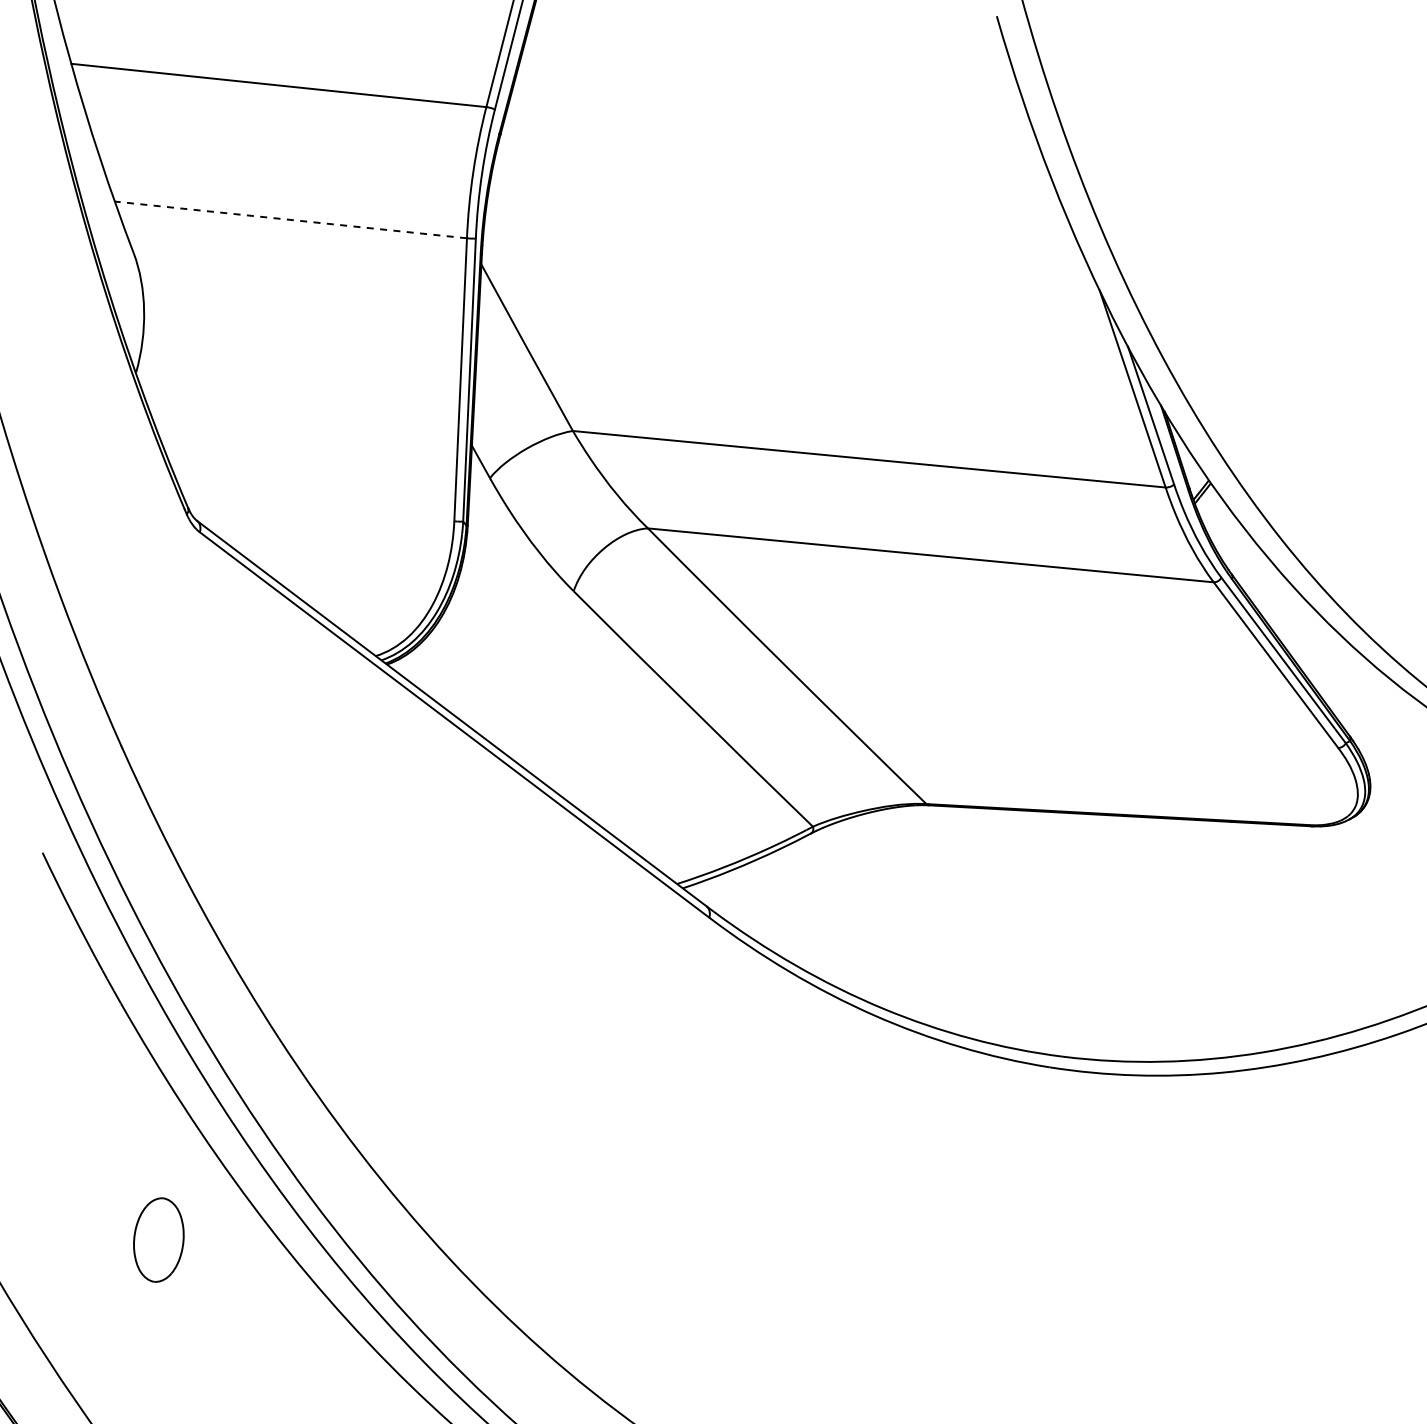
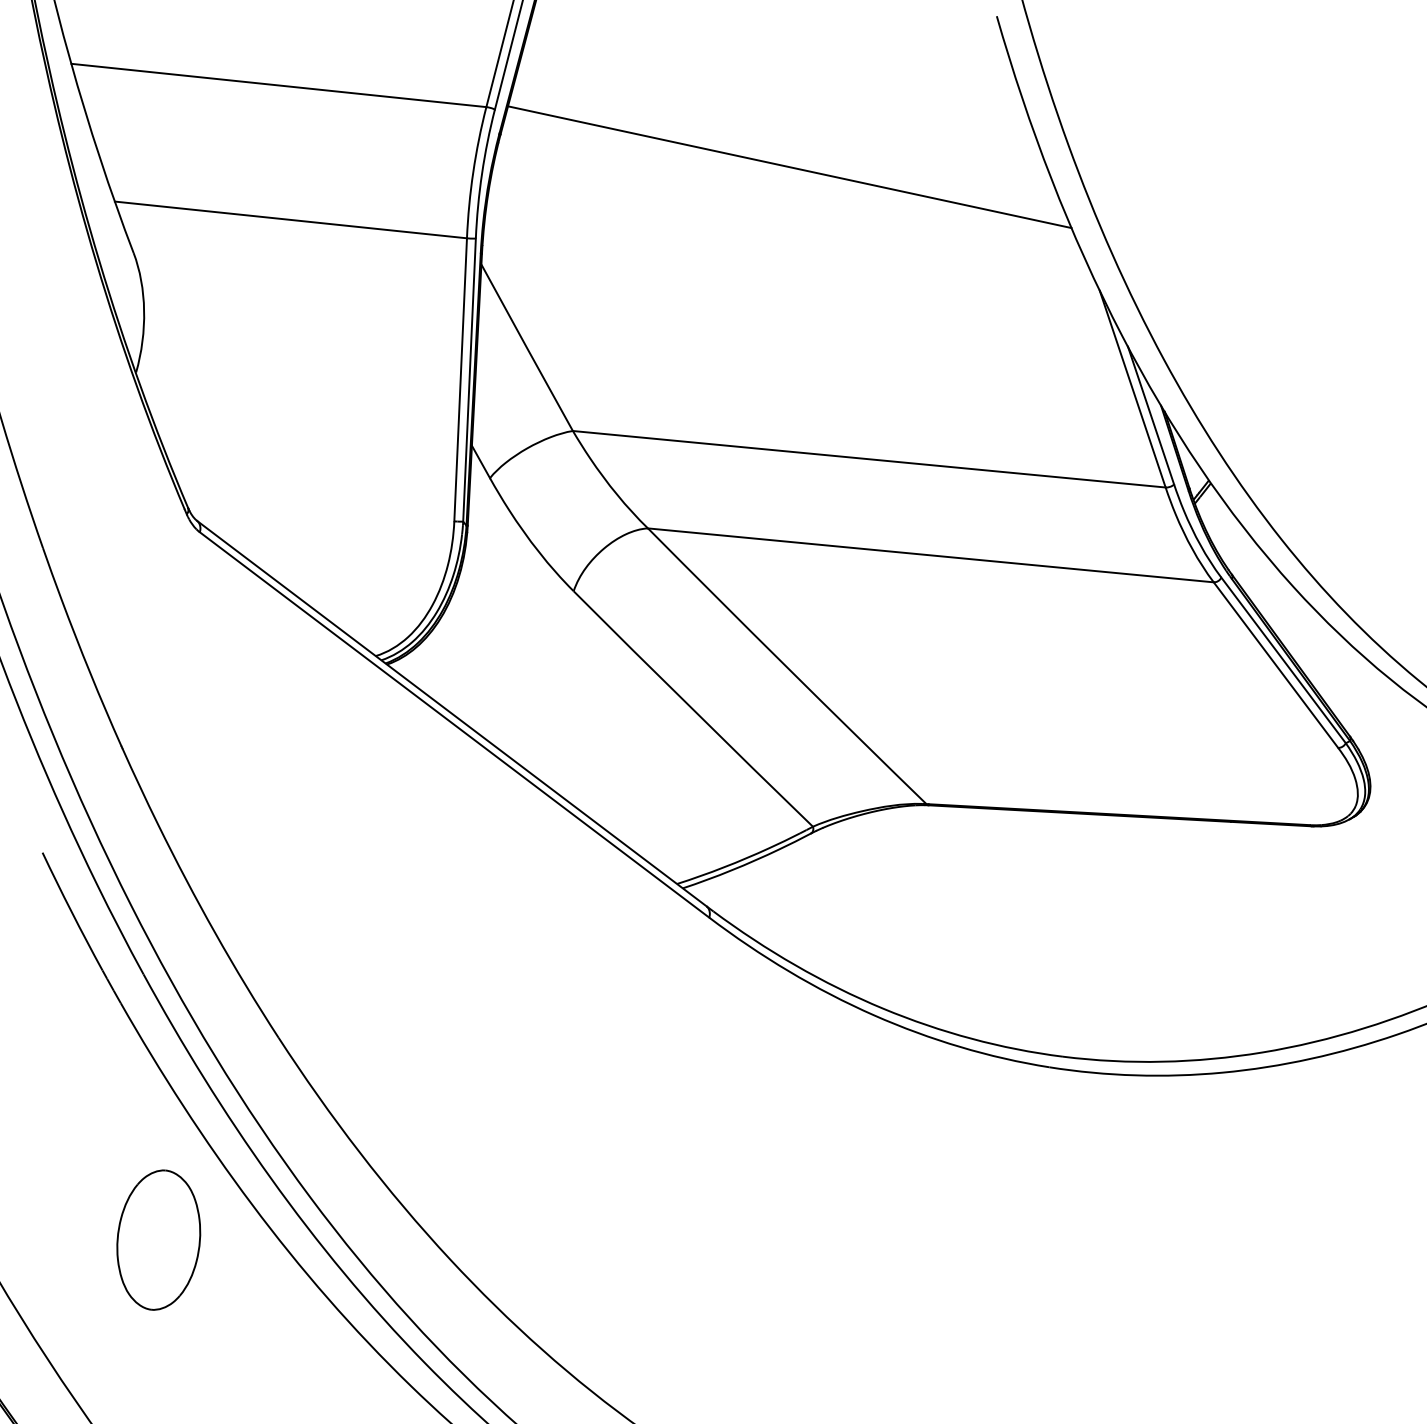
line: none -> present (789, 167)
line: dashed -> solid (290, 219)
part size: 52x86 px -> 86x142 px (158, 1239)
